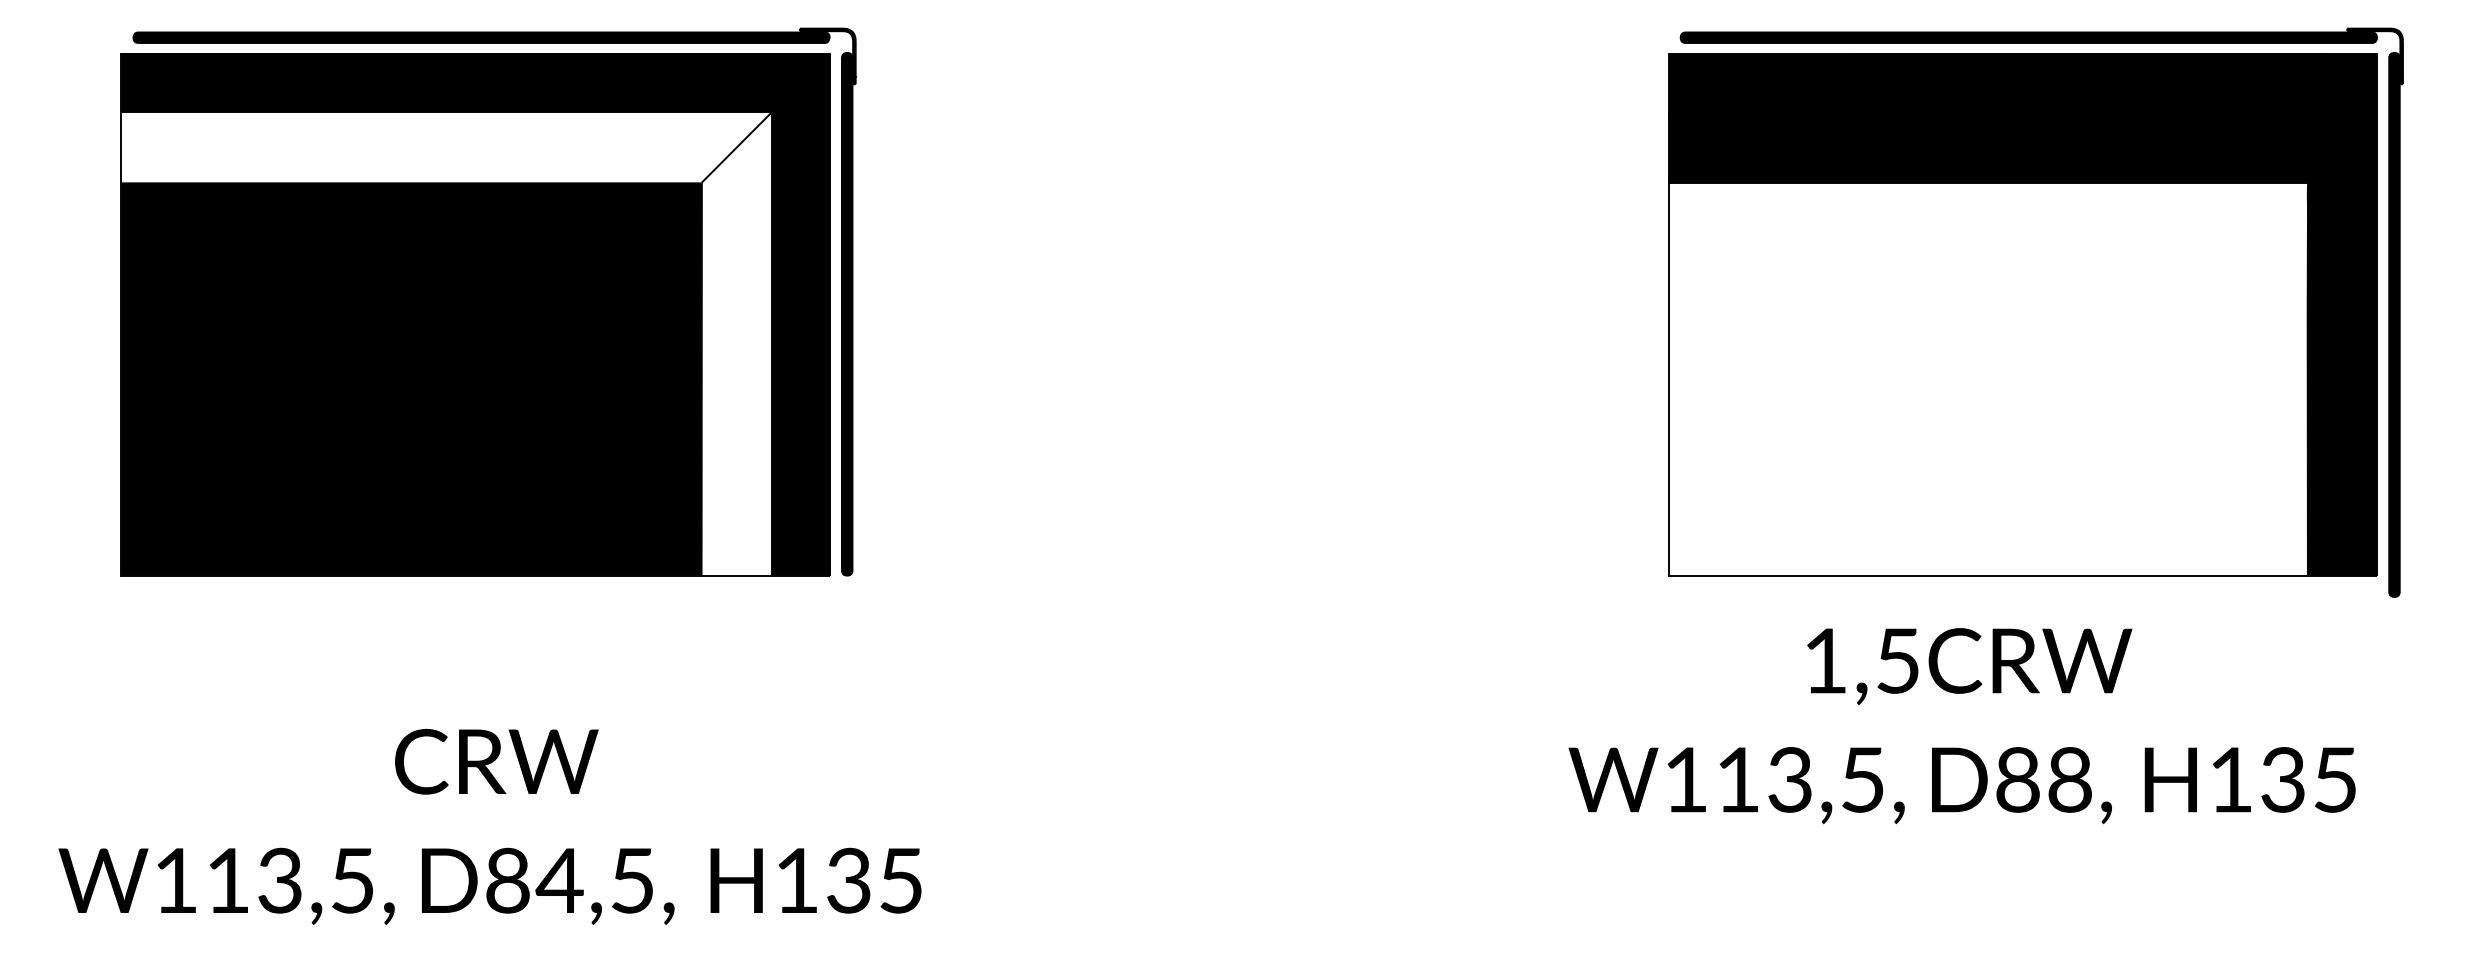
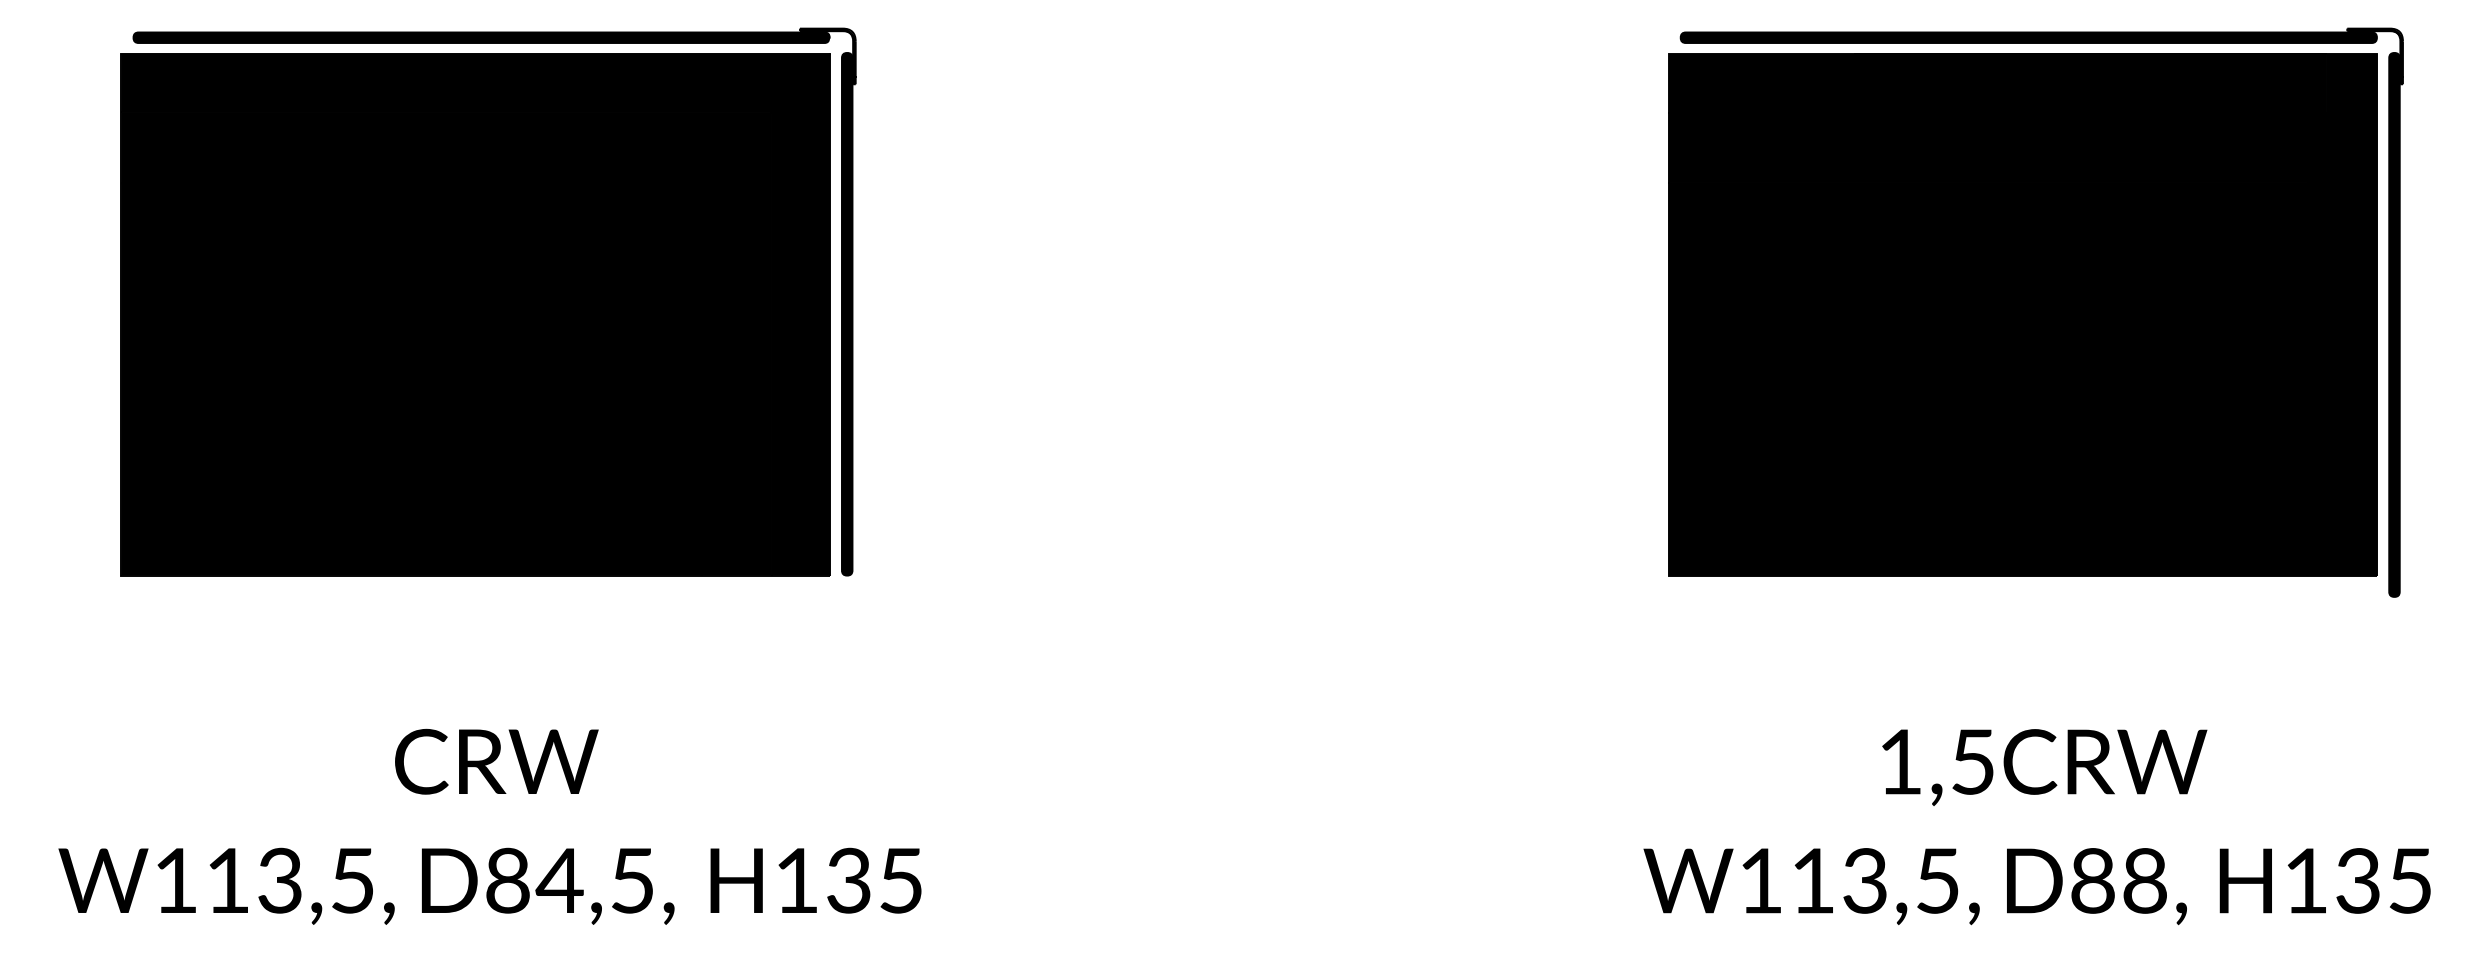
fill: none -> present (446, 343)
fill: none -> present (1988, 378)
text position: (1961, 726) -> (2036, 827) (2036, 827)
